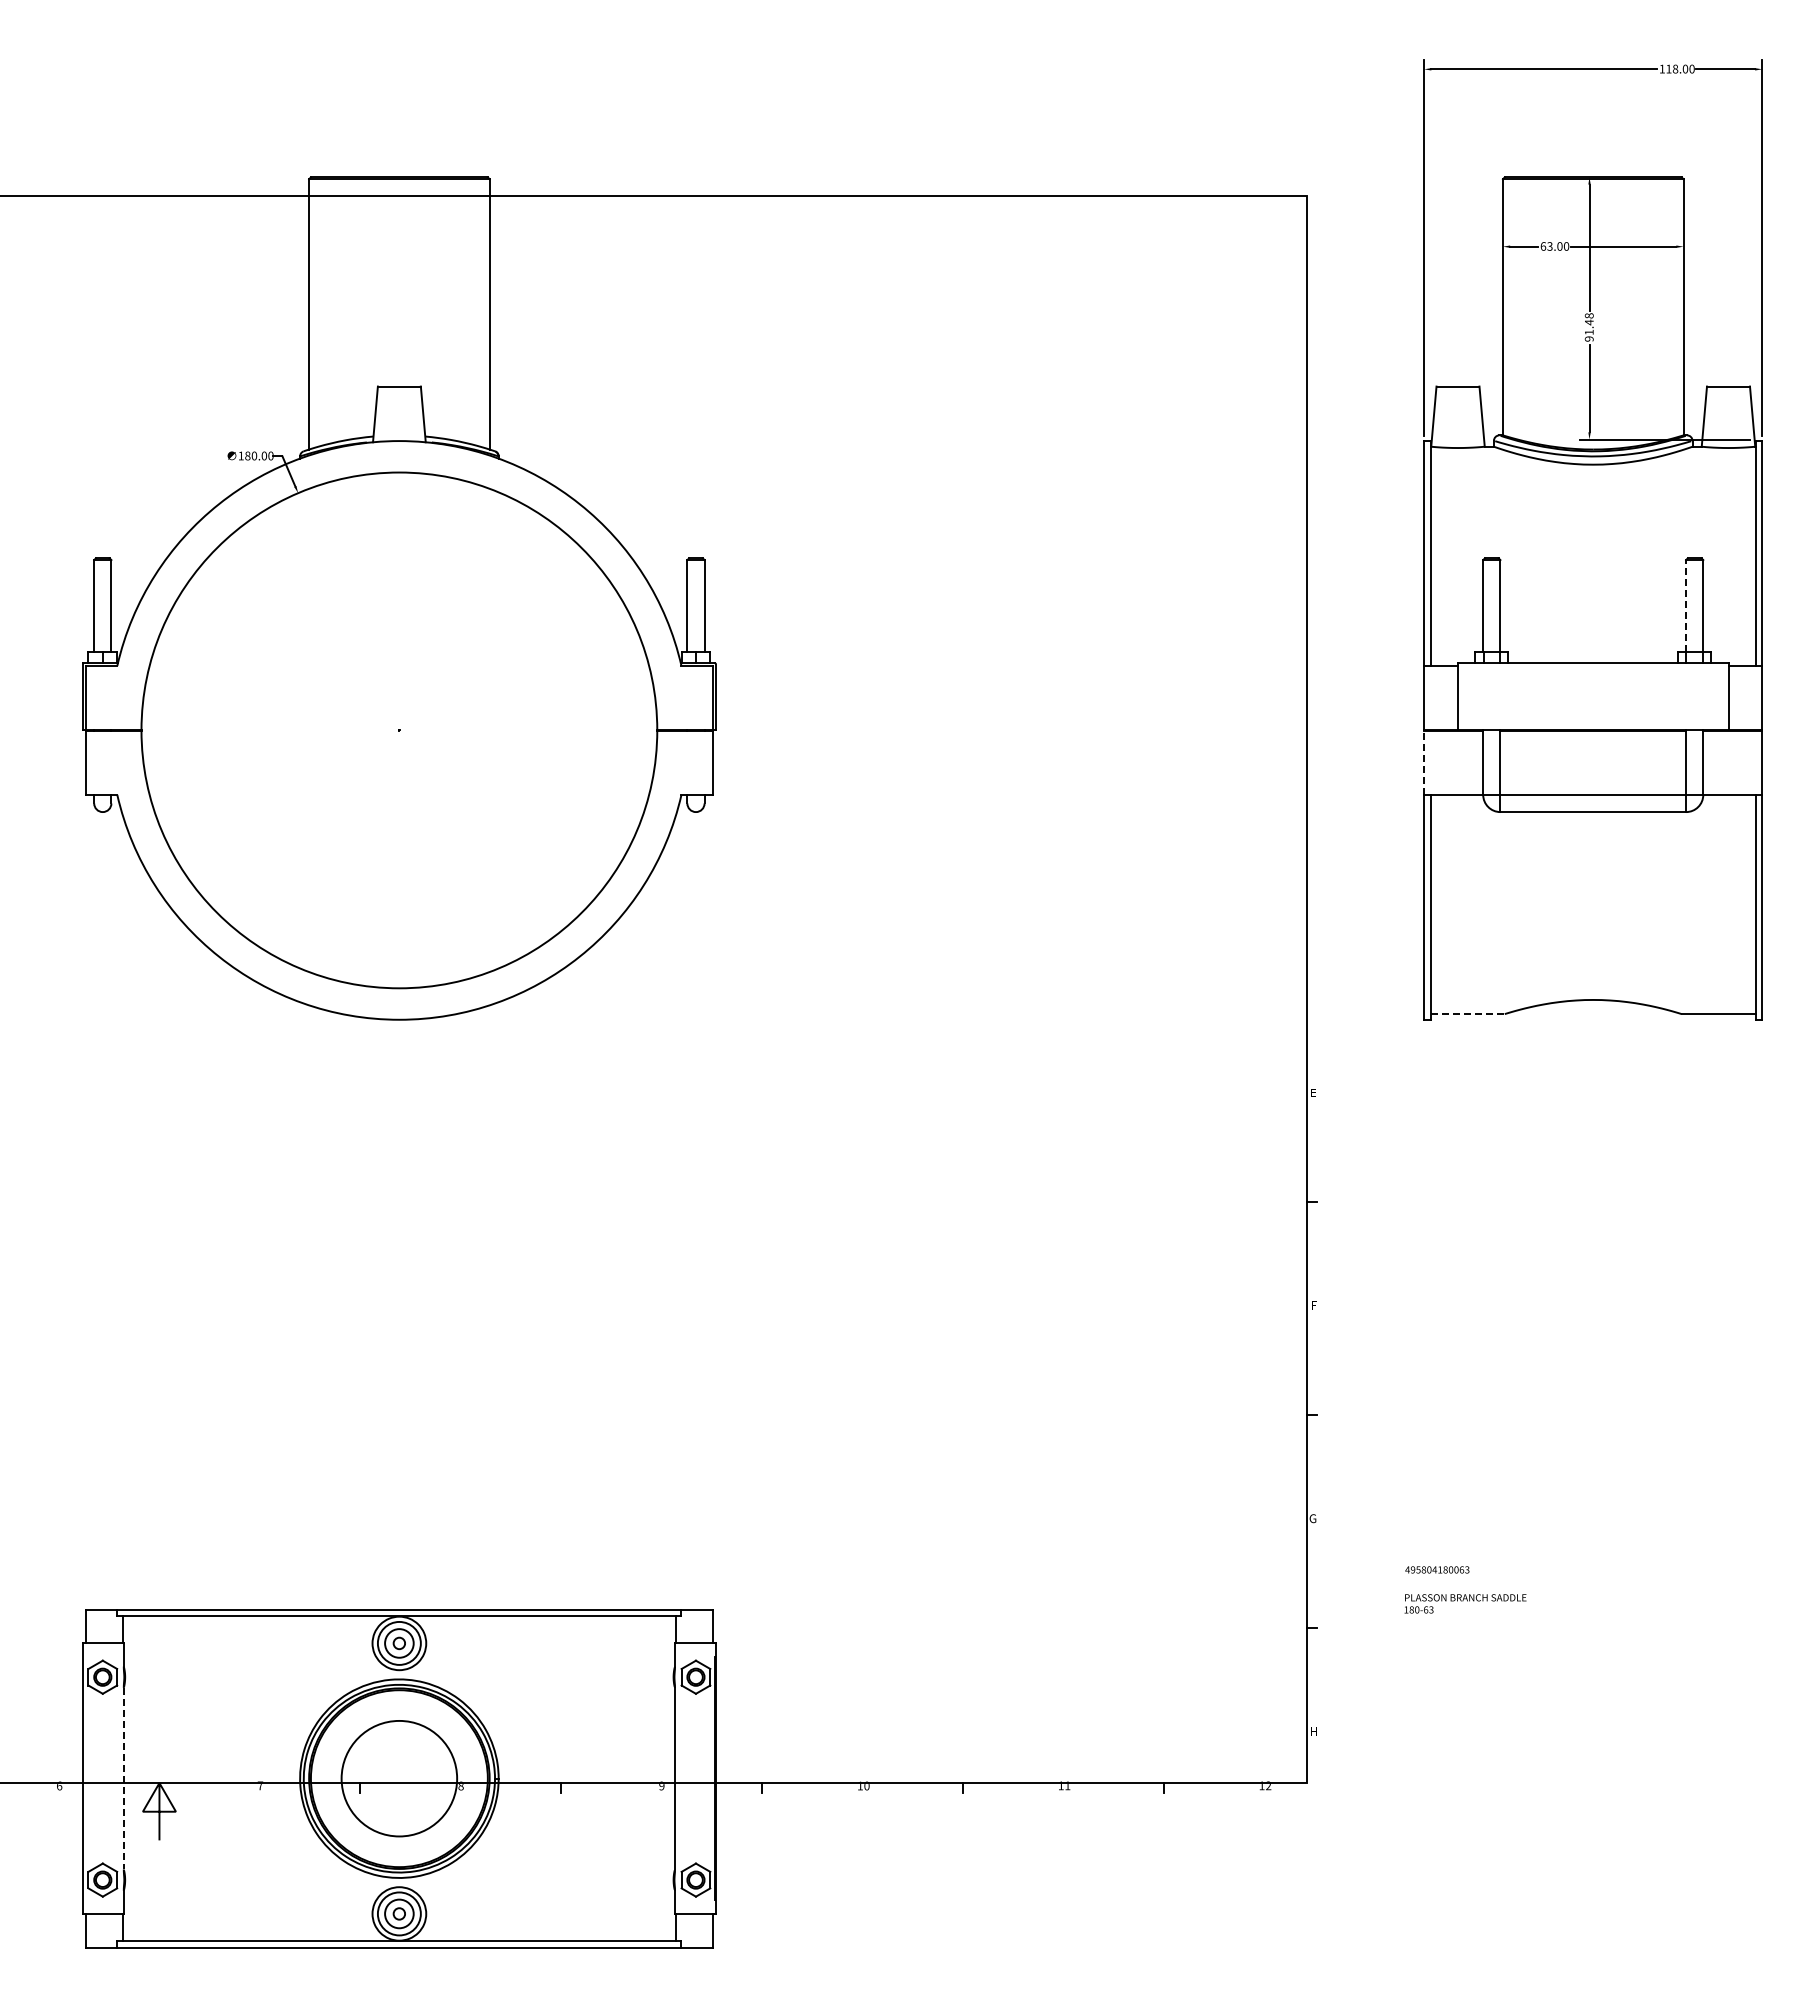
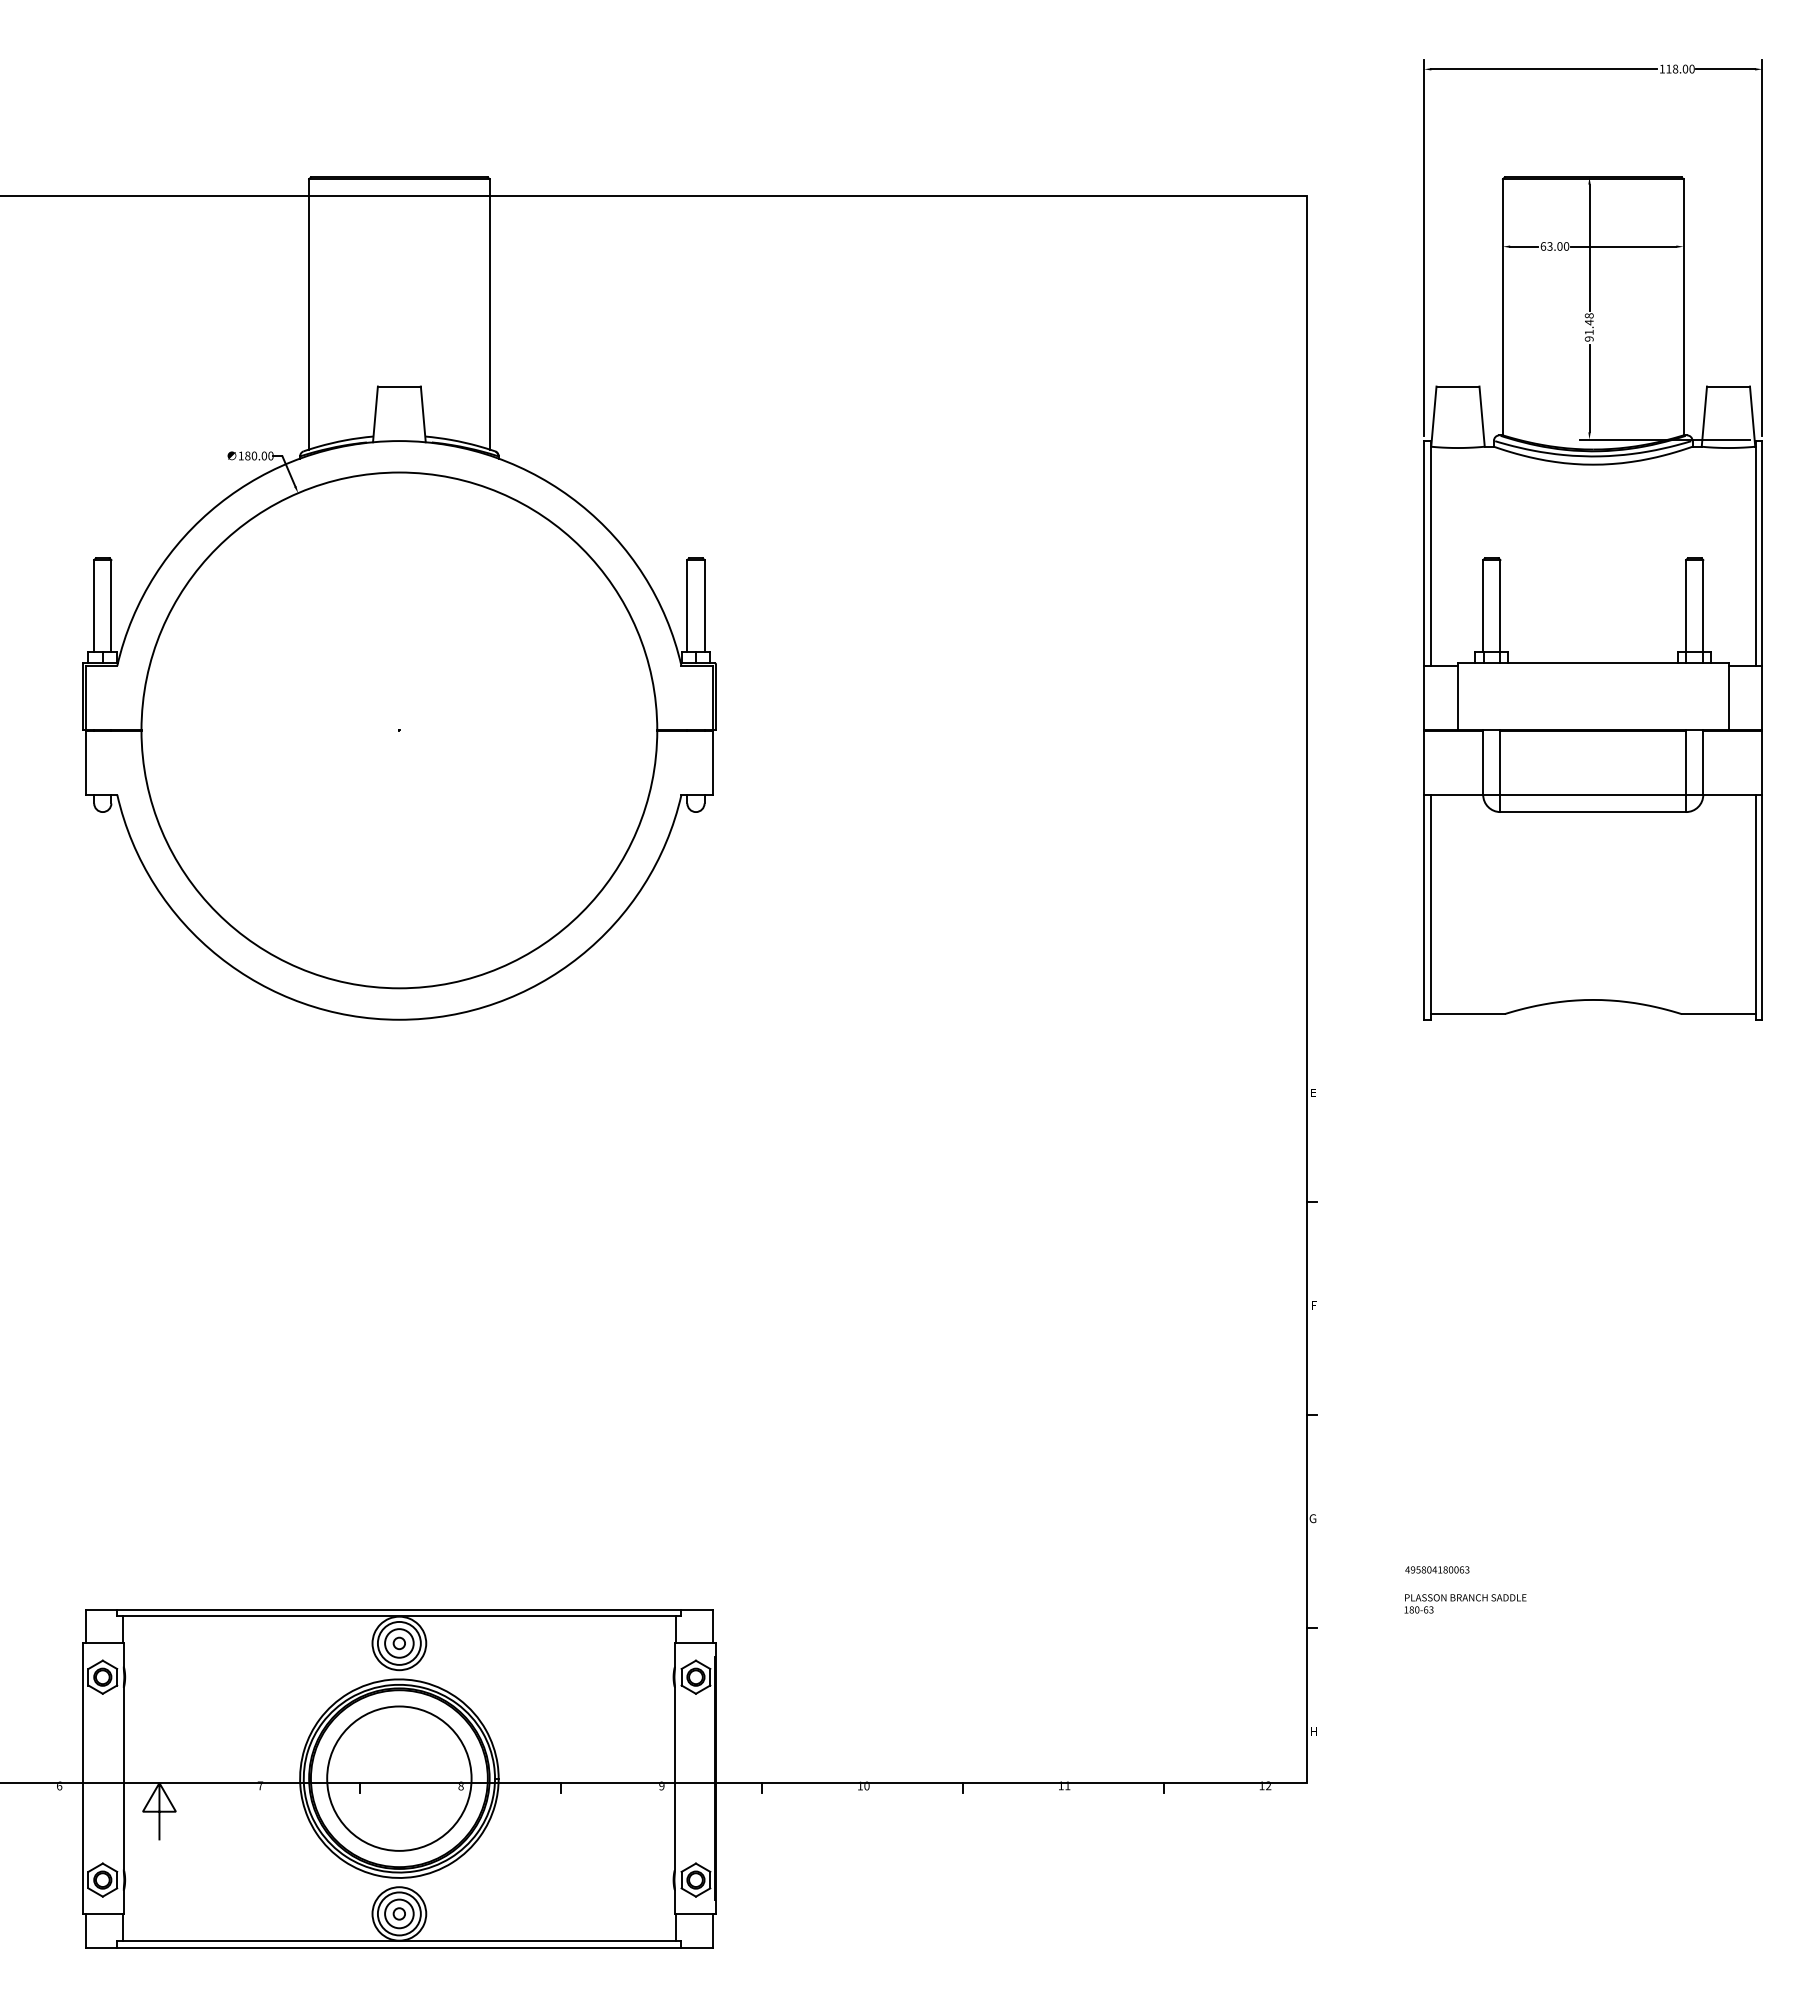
line: dashed -> solid (1686, 605)
line: dashed -> solid (1424, 762)
line: dashed -> solid (1467, 1014)
line: dashed -> solid (123, 1778)
circle diameter: 116 px -> 144 px (399, 1778)
